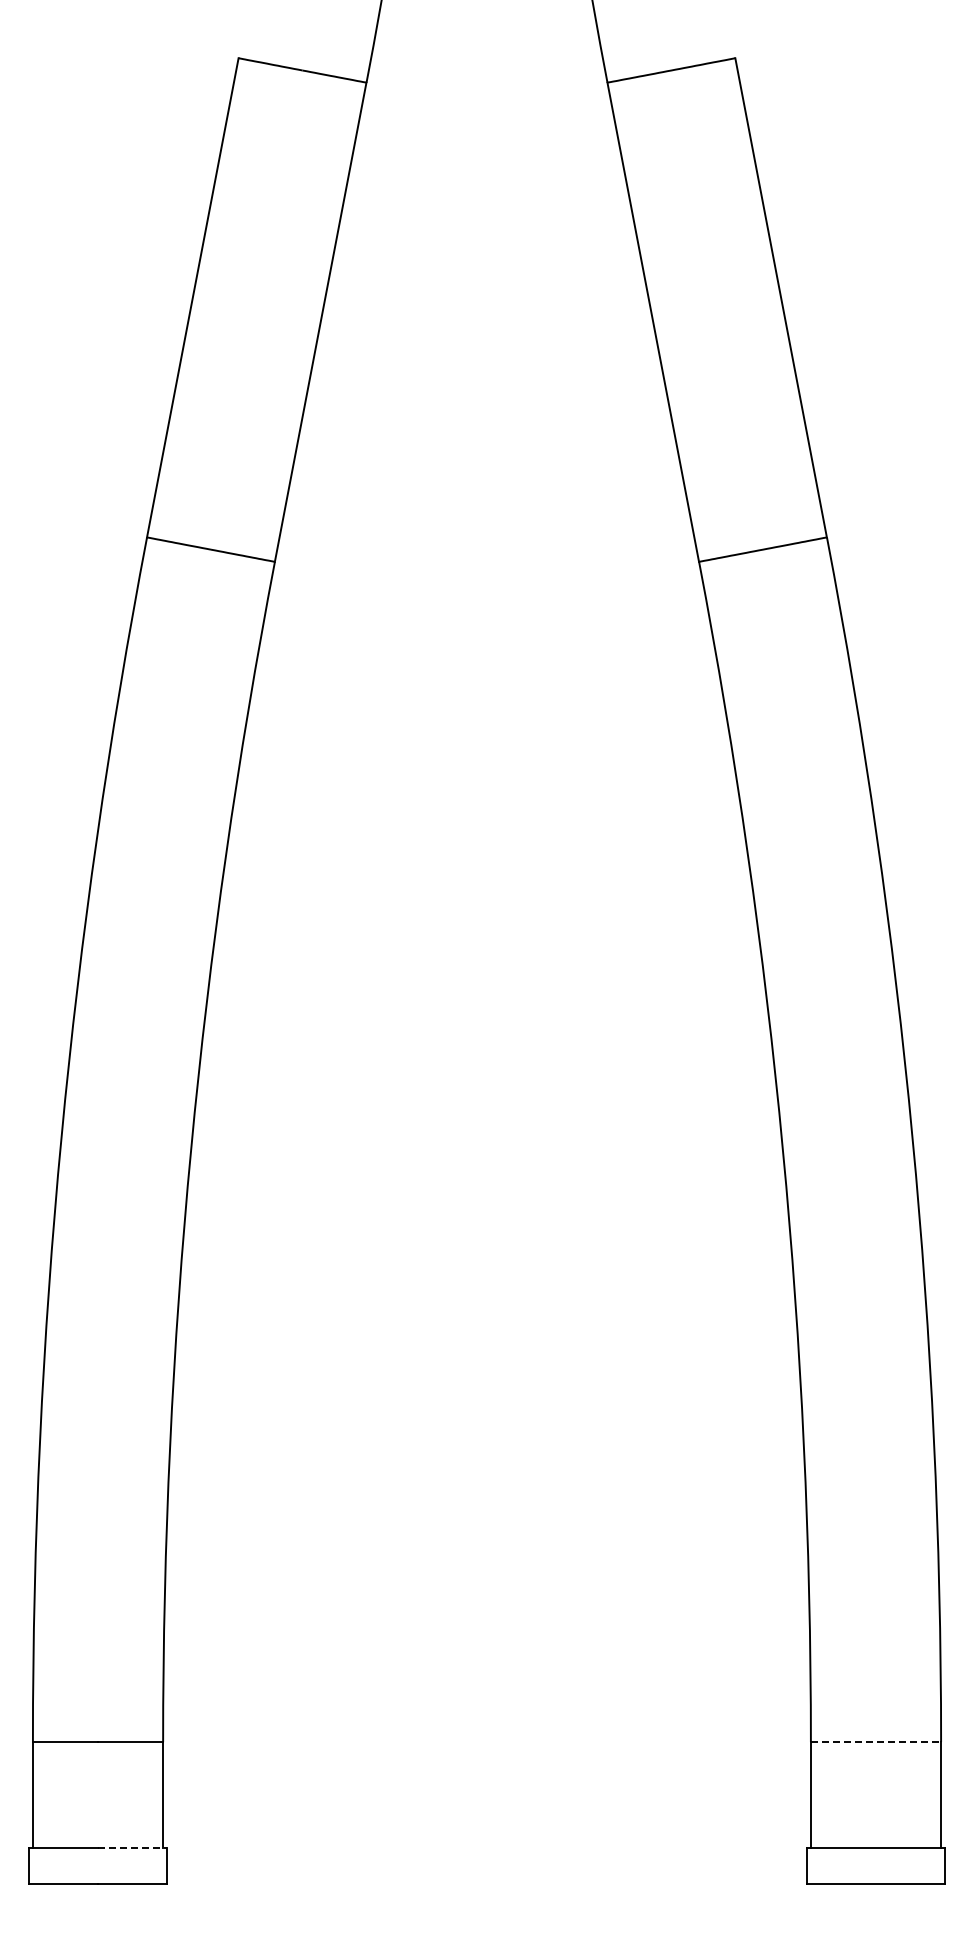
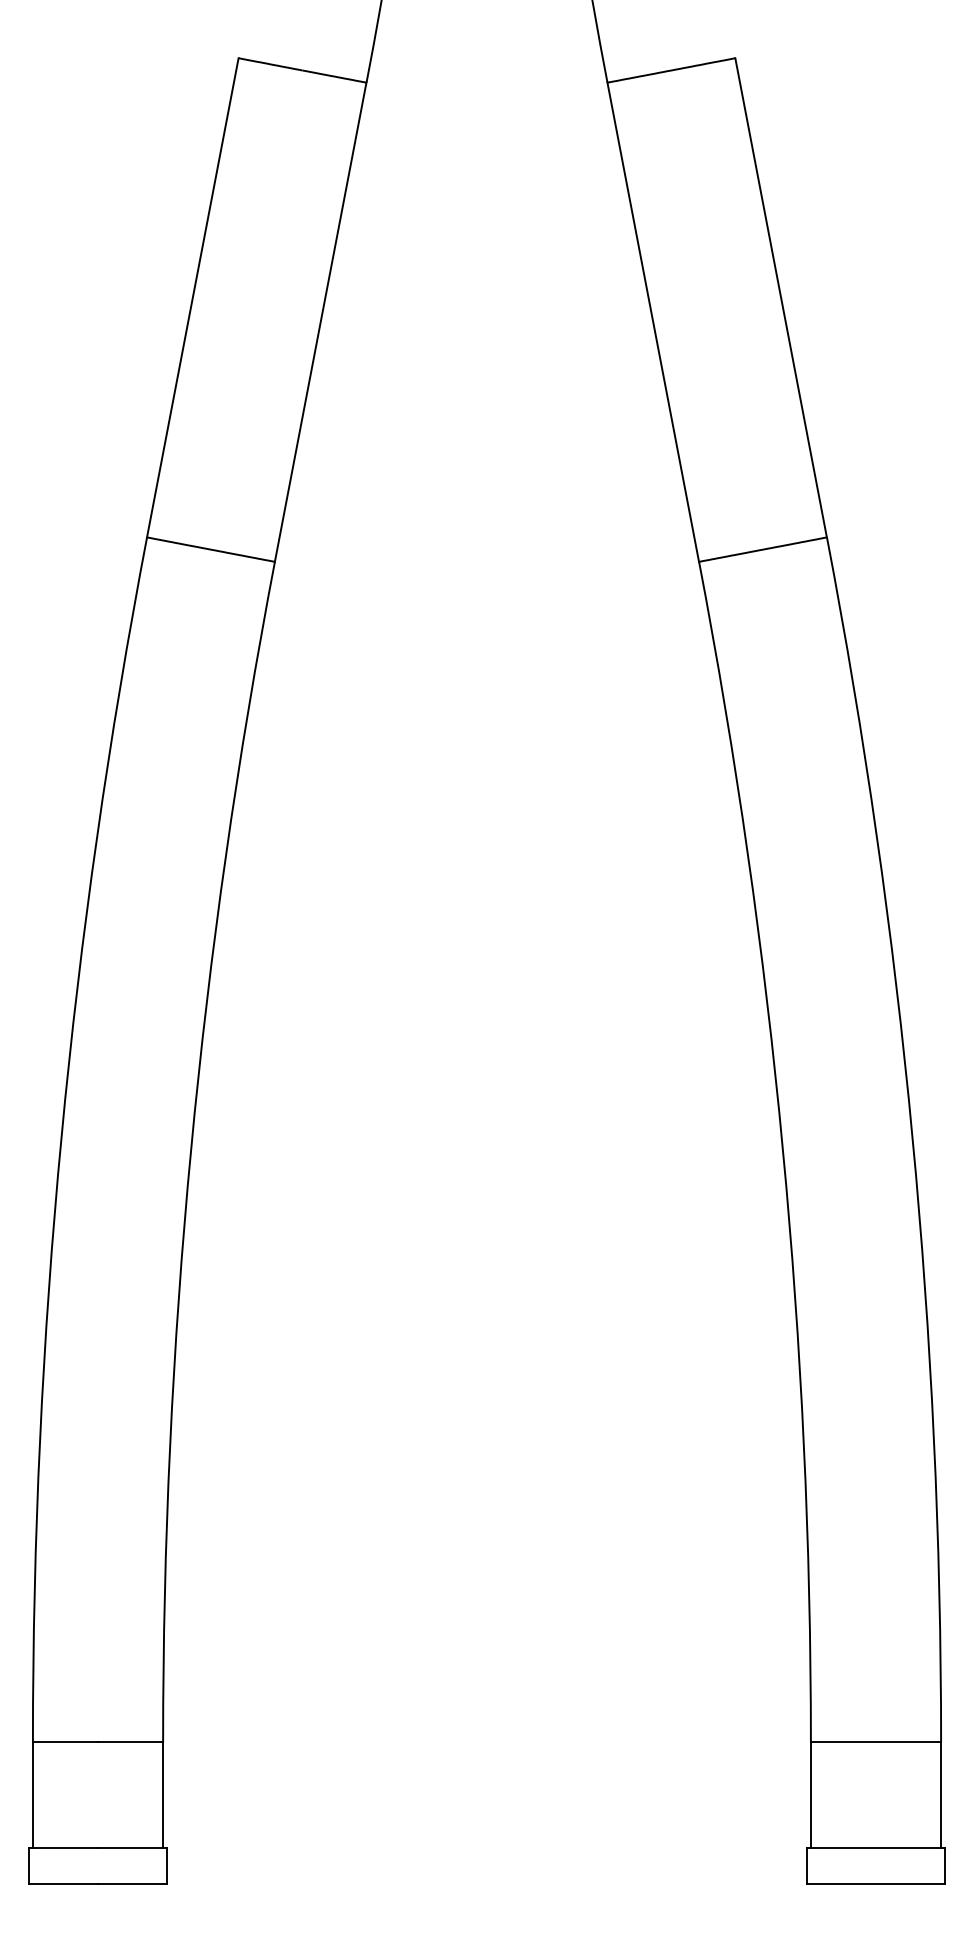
line: dashed -> solid (876, 1742)
line: dashed -> solid (132, 1847)
